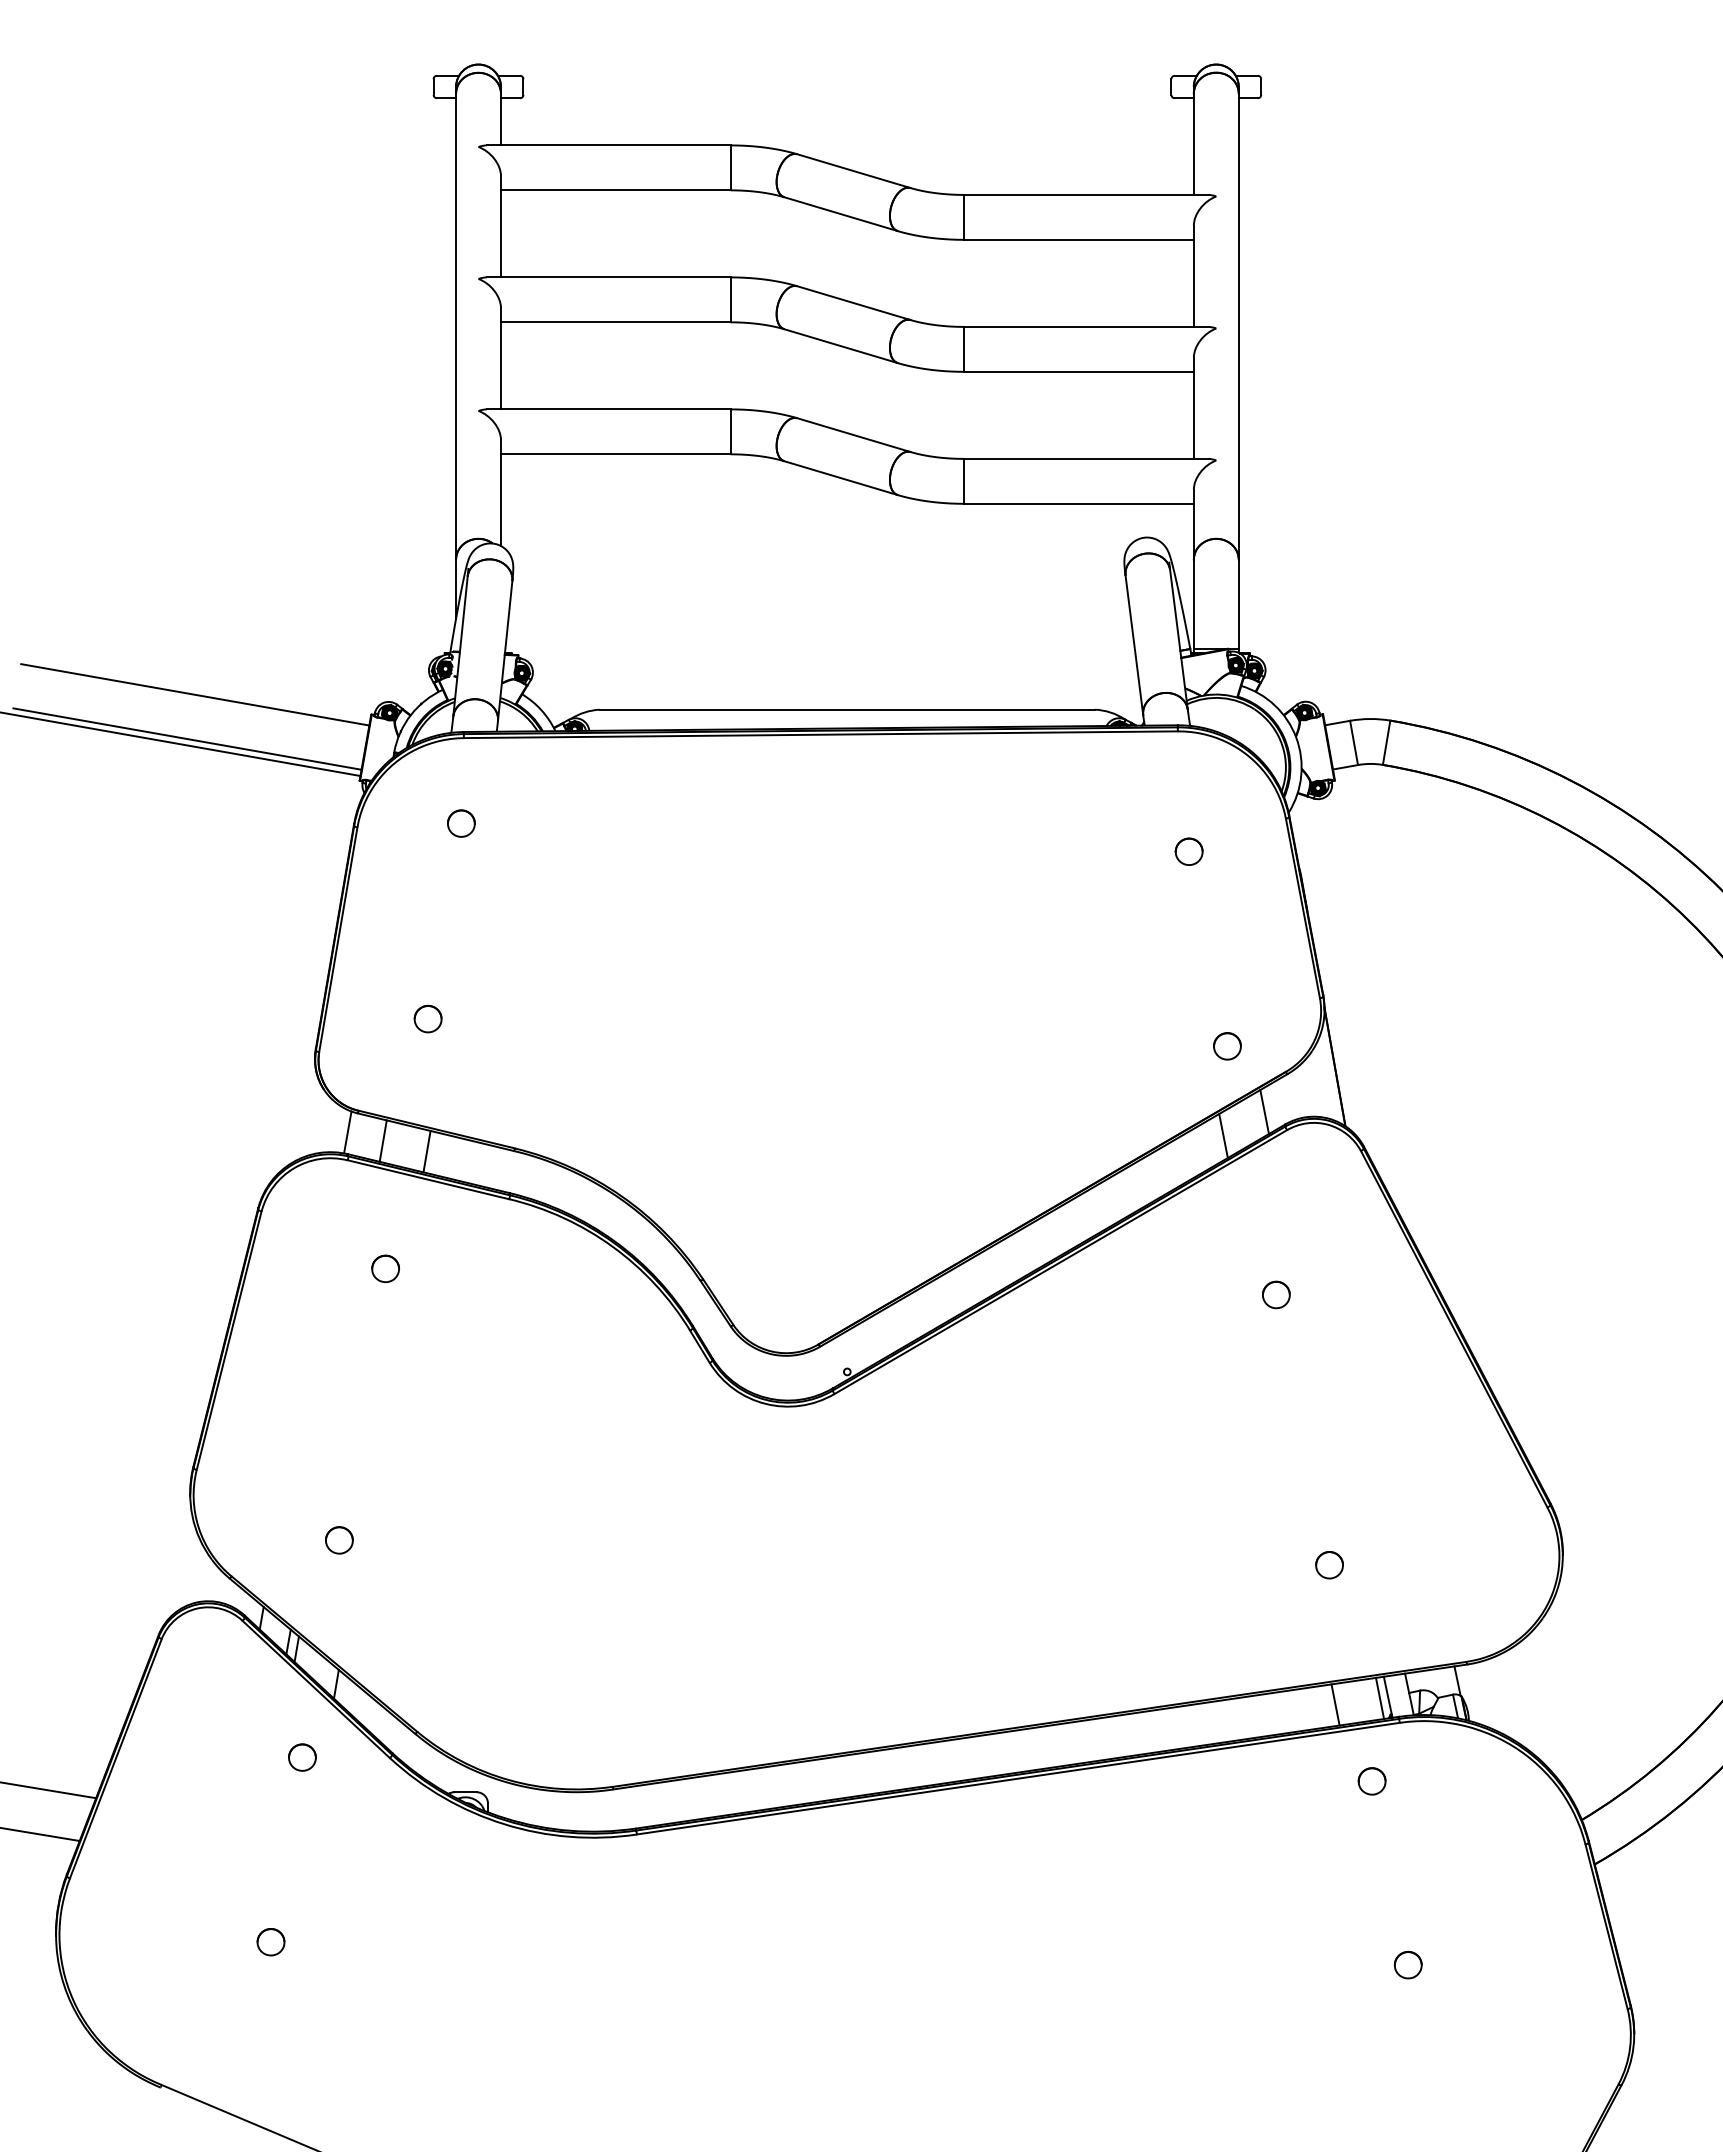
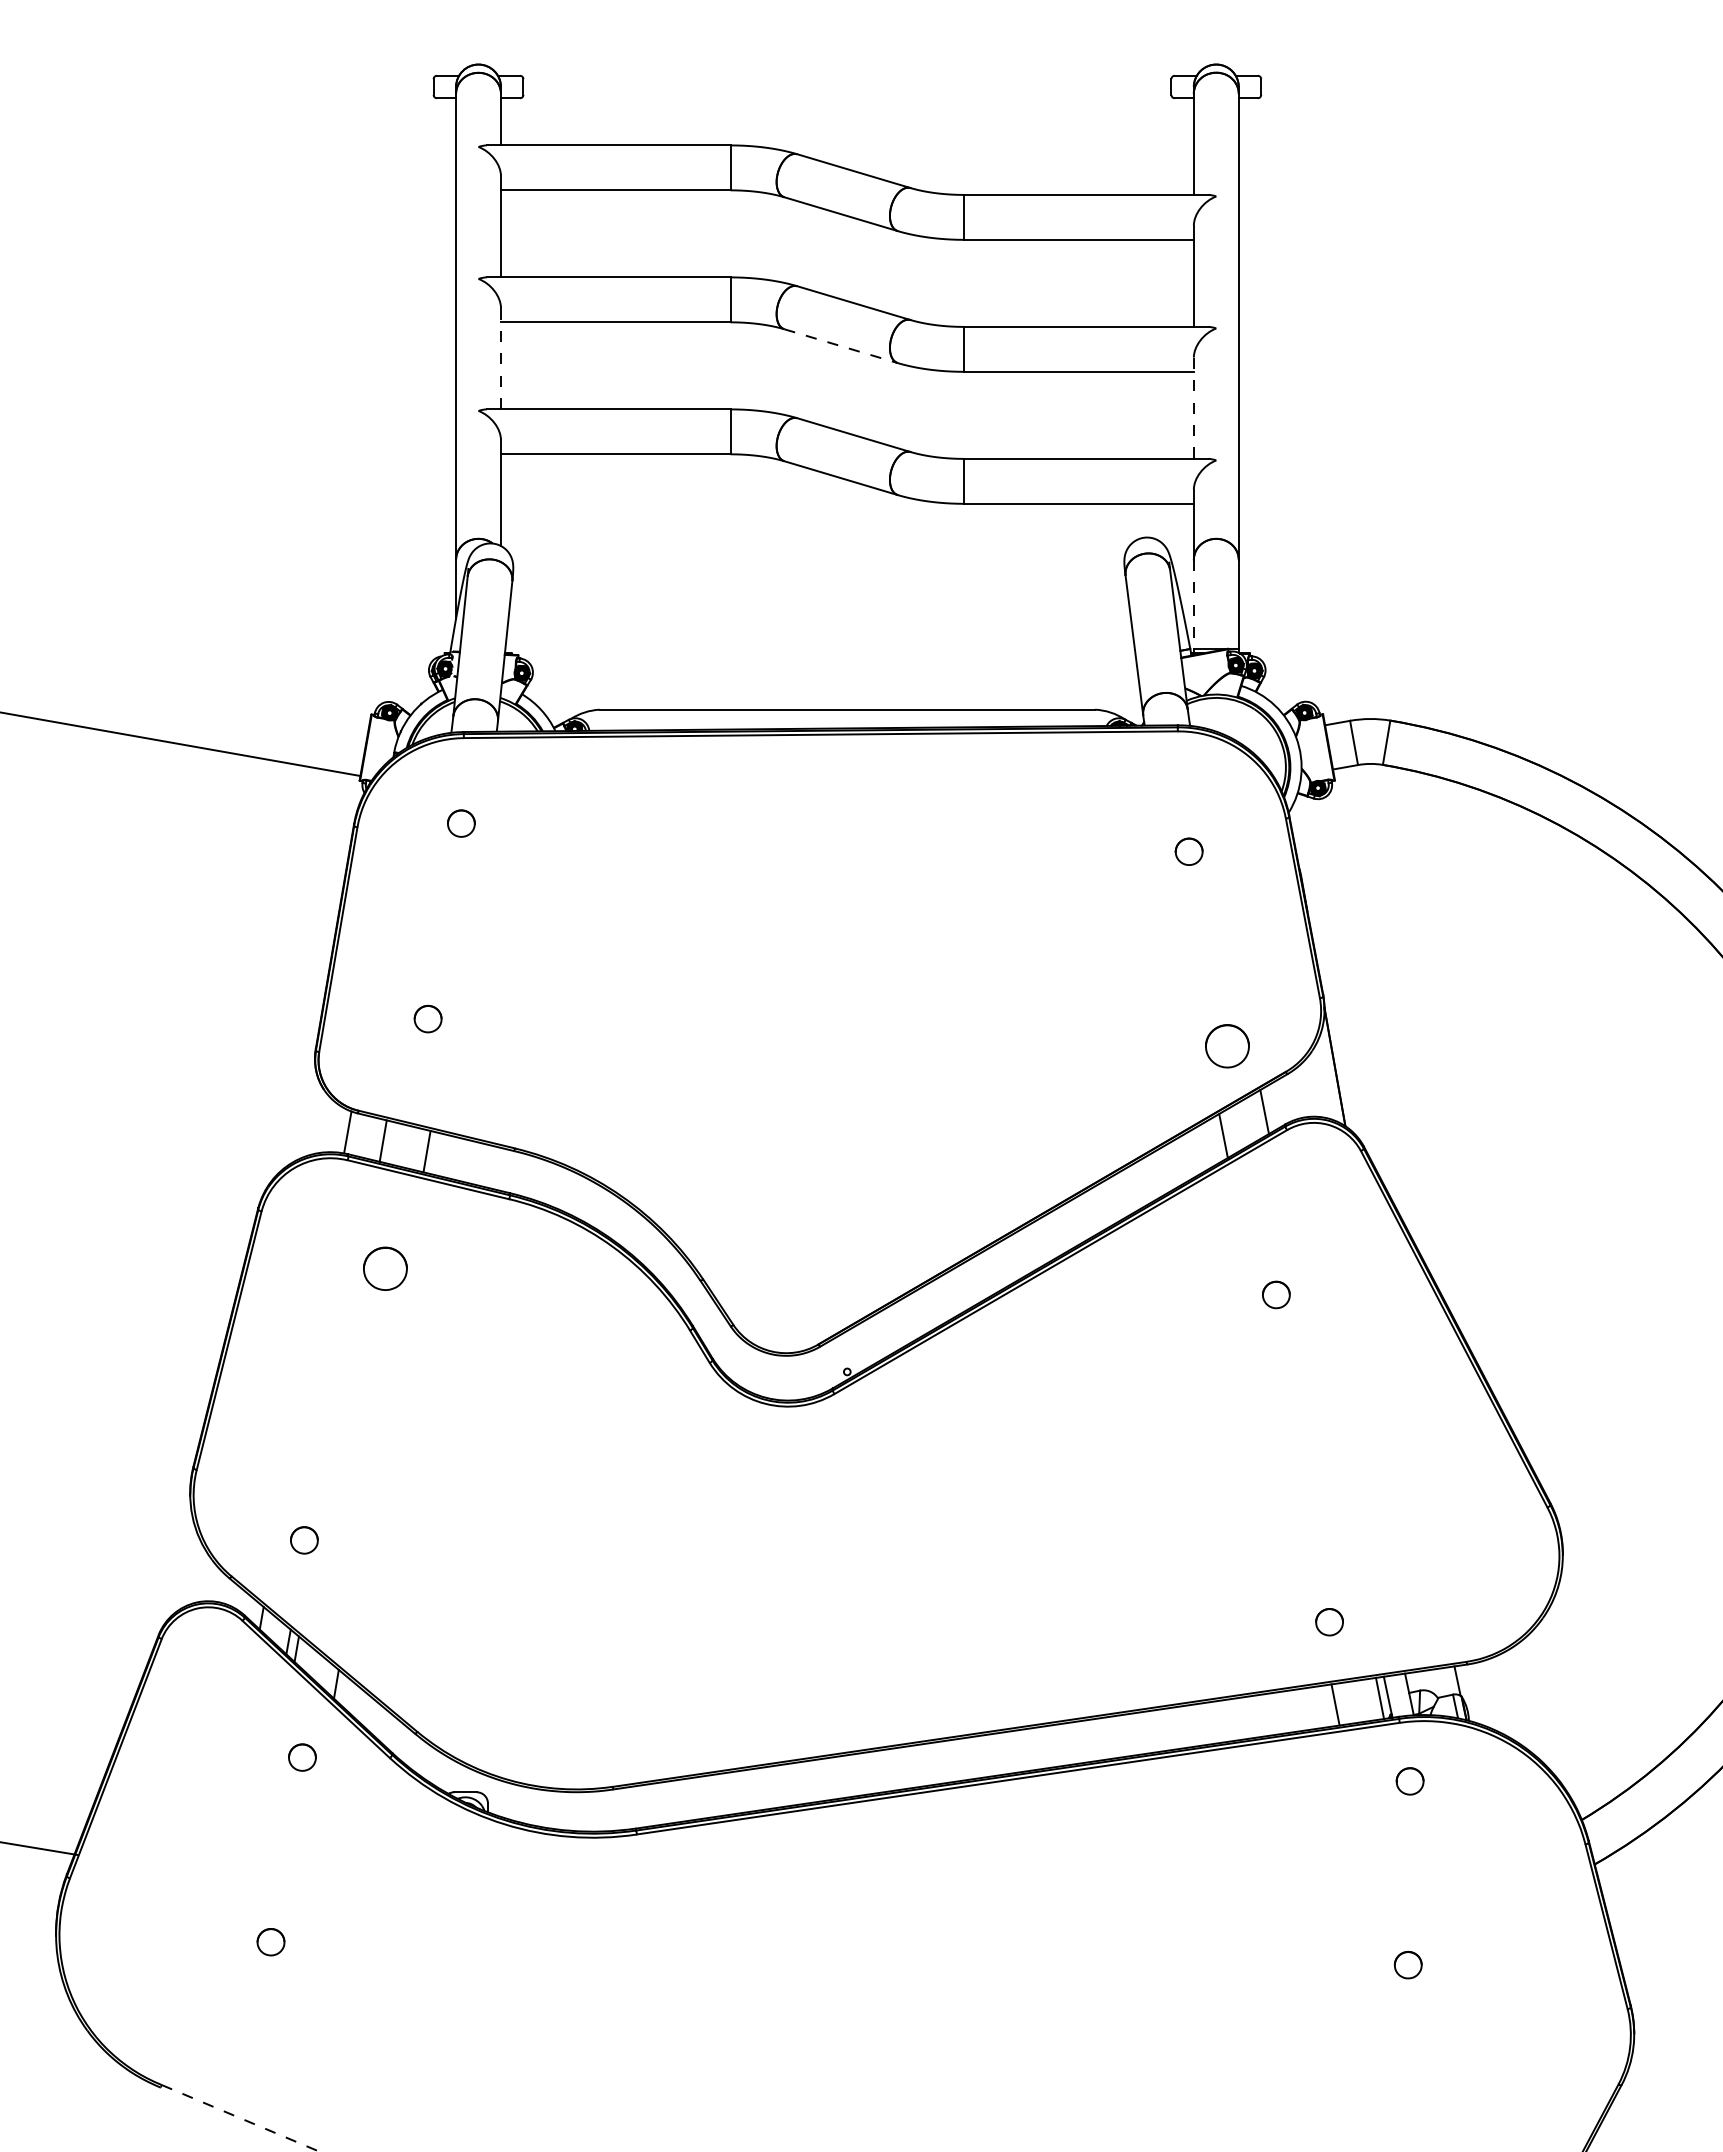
line: solid -> dashed (841, 346)
line: solid -> dashed (501, 358)
line: solid -> dashed (1193, 408)
line: solid -> dashed (1193, 604)
line: present -> none (195, 694)
line: present -> none (187, 738)
part size: 29x29 px -> 45x45 px (1227, 1046)
part size: 30x30 px -> 45x45 px (385, 1268)
part position: (339, 1540) -> (304, 1540) (304, 1540)
part position: (1329, 1565) -> (1329, 1622) (1329, 1622)
part position: (1371, 1781) -> (1409, 1781) (1409, 1781)
line: present -> none (49, 1790)
line position: (40, 1834) -> (39, 1848) (39, 1848)
line: solid -> dashed (240, 2118)
